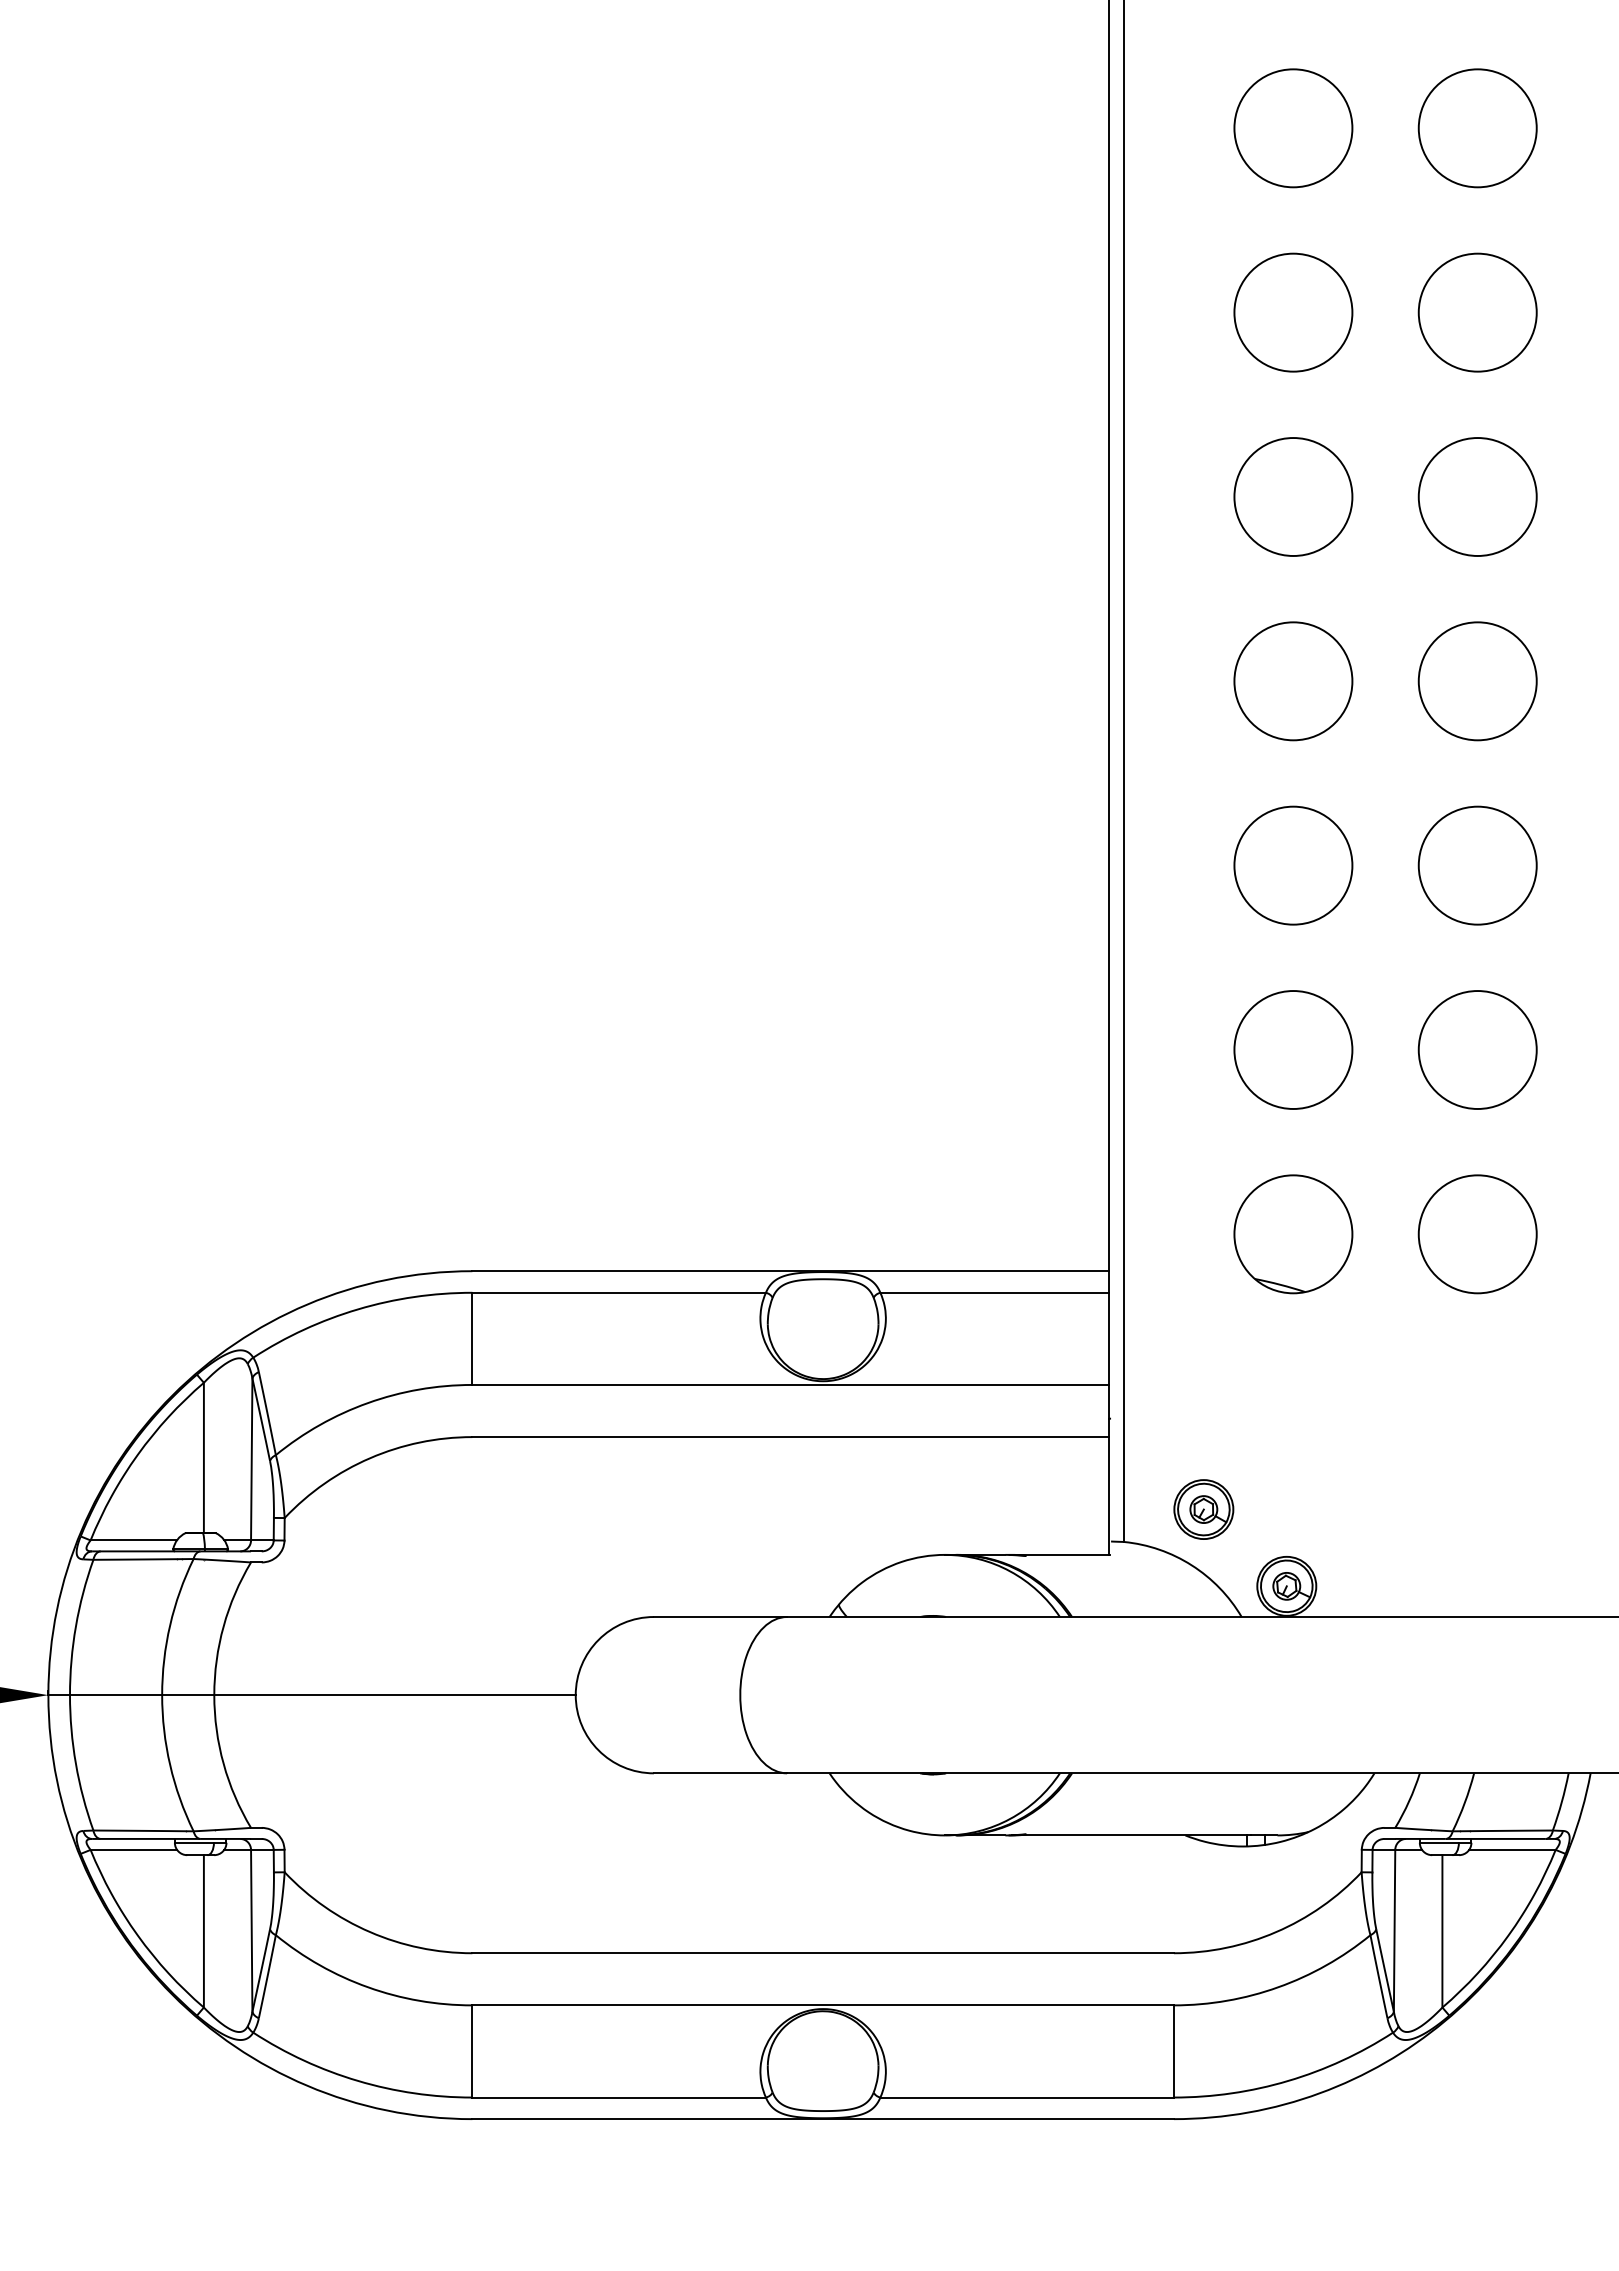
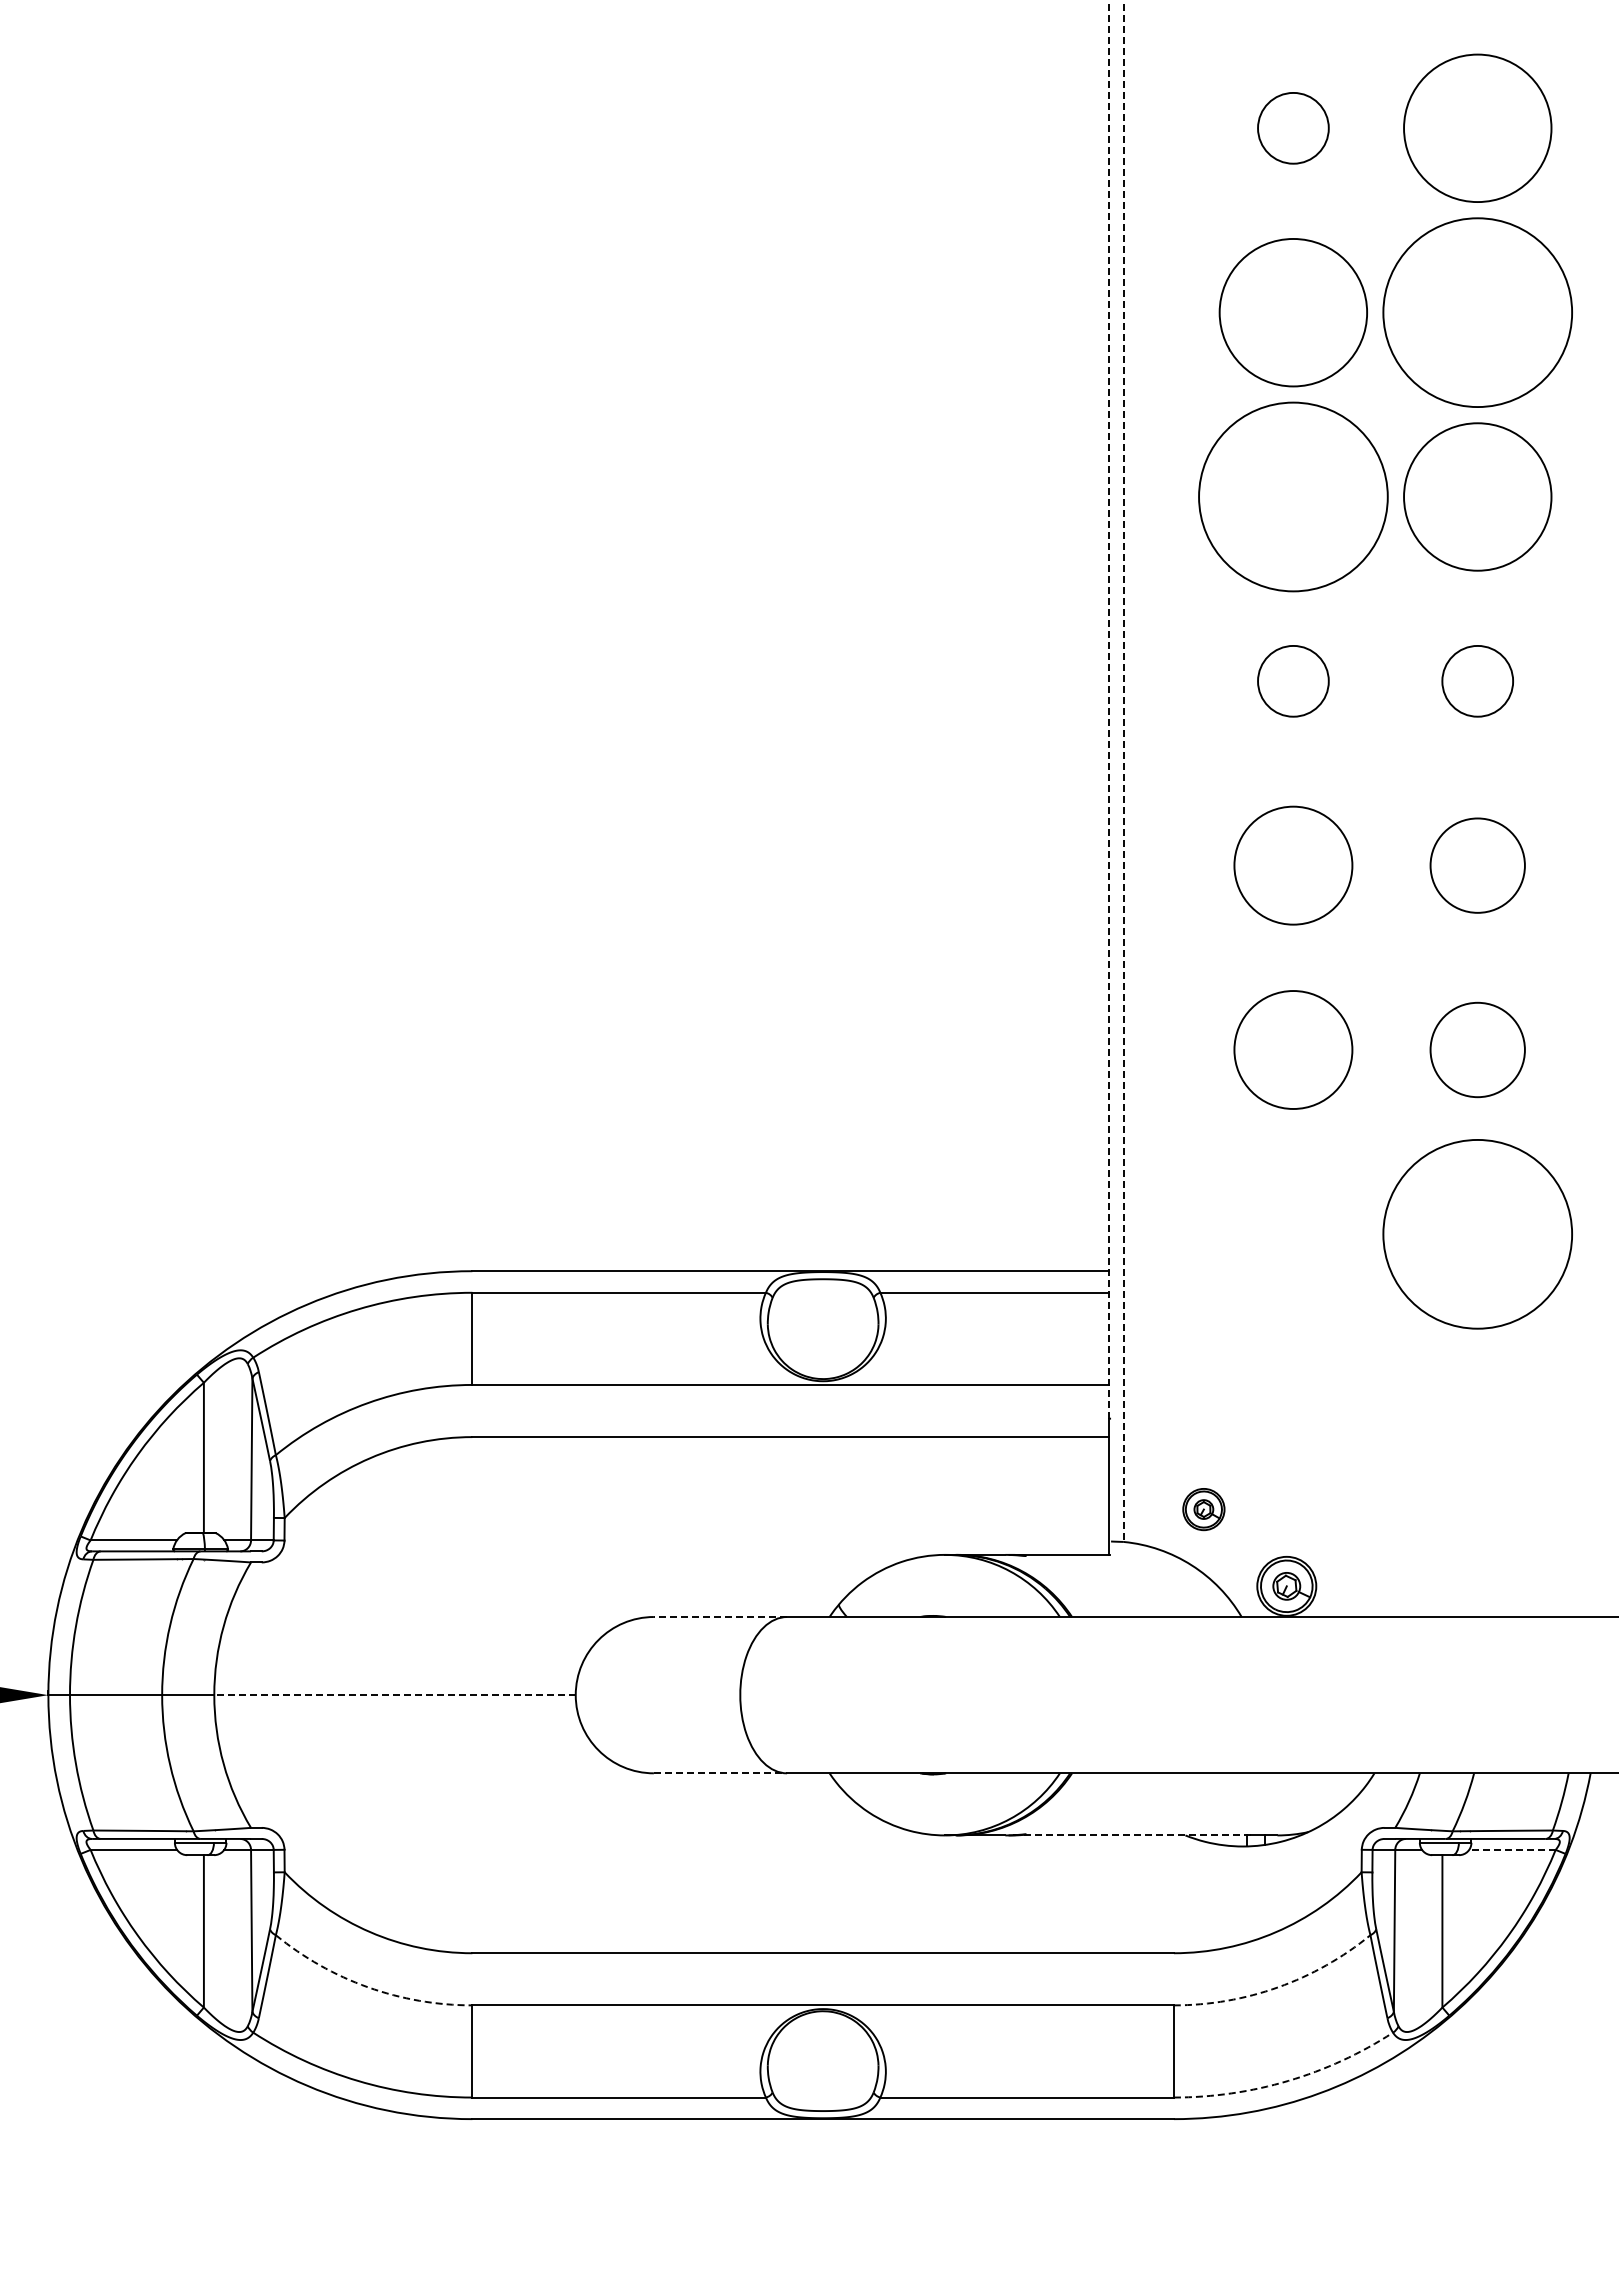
circle diameter: 118 px -> 71 px (1293, 127)
circle diameter: 118 px -> 147 px (1477, 128)
circle size: 121x121 px -> 150x150 px (1292, 312)
circle diameter: 118 px -> 189 px (1477, 312)
circle diameter: 118 px -> 189 px (1293, 496)
circle diameter: 118 px -> 147 px (1477, 496)
circle diameter: 118 px -> 71 px (1293, 680)
circle diameter: 118 px -> 71 px (1477, 680)
line: solid -> dashed (1109, 708)
line: solid -> dashed (1123, 771)
circle diameter: 118 px -> 94 px (1477, 865)
circle diameter: 118 px -> 94 px (1477, 1049)
part: present -> none (1293, 1234)
circle diameter: 118 px -> 189 px (1477, 1233)
part size: 62x61 px -> 44x44 px (1203, 1509)
line: solid -> dashed (720, 1617)
line: solid -> dashed (395, 1695)
line: solid -> dashed (720, 1773)
line: solid -> dashed (1131, 1835)
line: solid -> dashed (1511, 1849)
arc: solid -> dashed (368, 1987)
arc: solid -> dashed (1278, 1987)
arc: solid -> dashed (1288, 2080)
